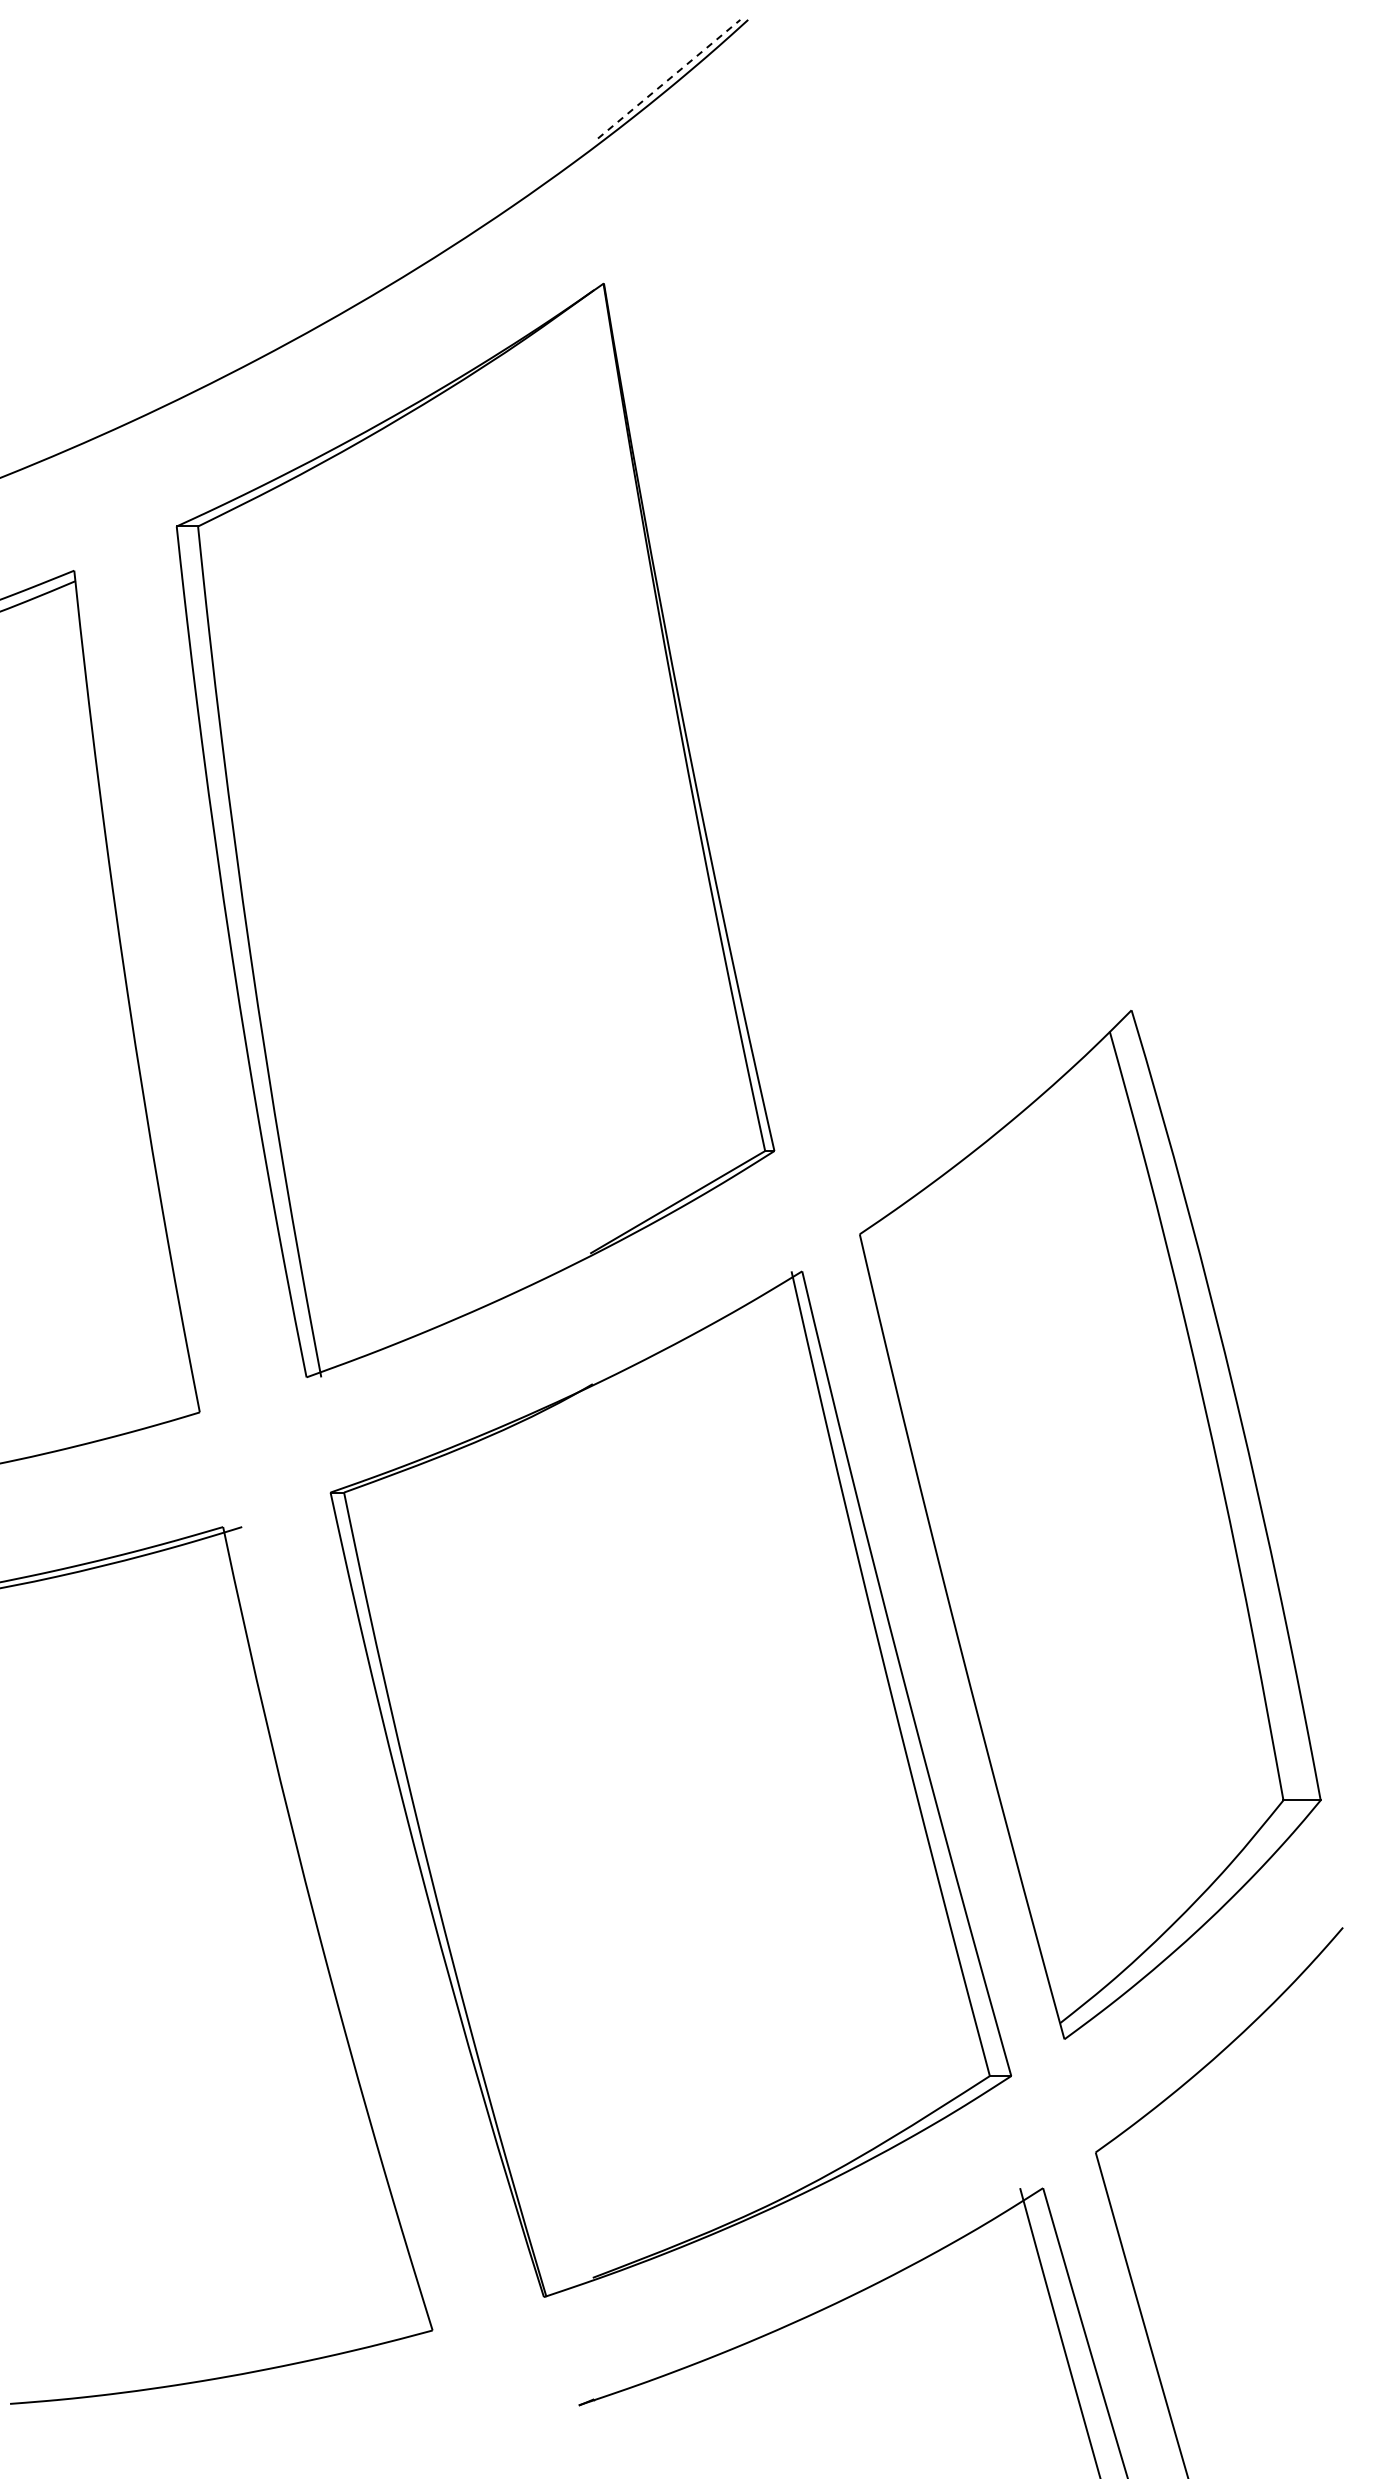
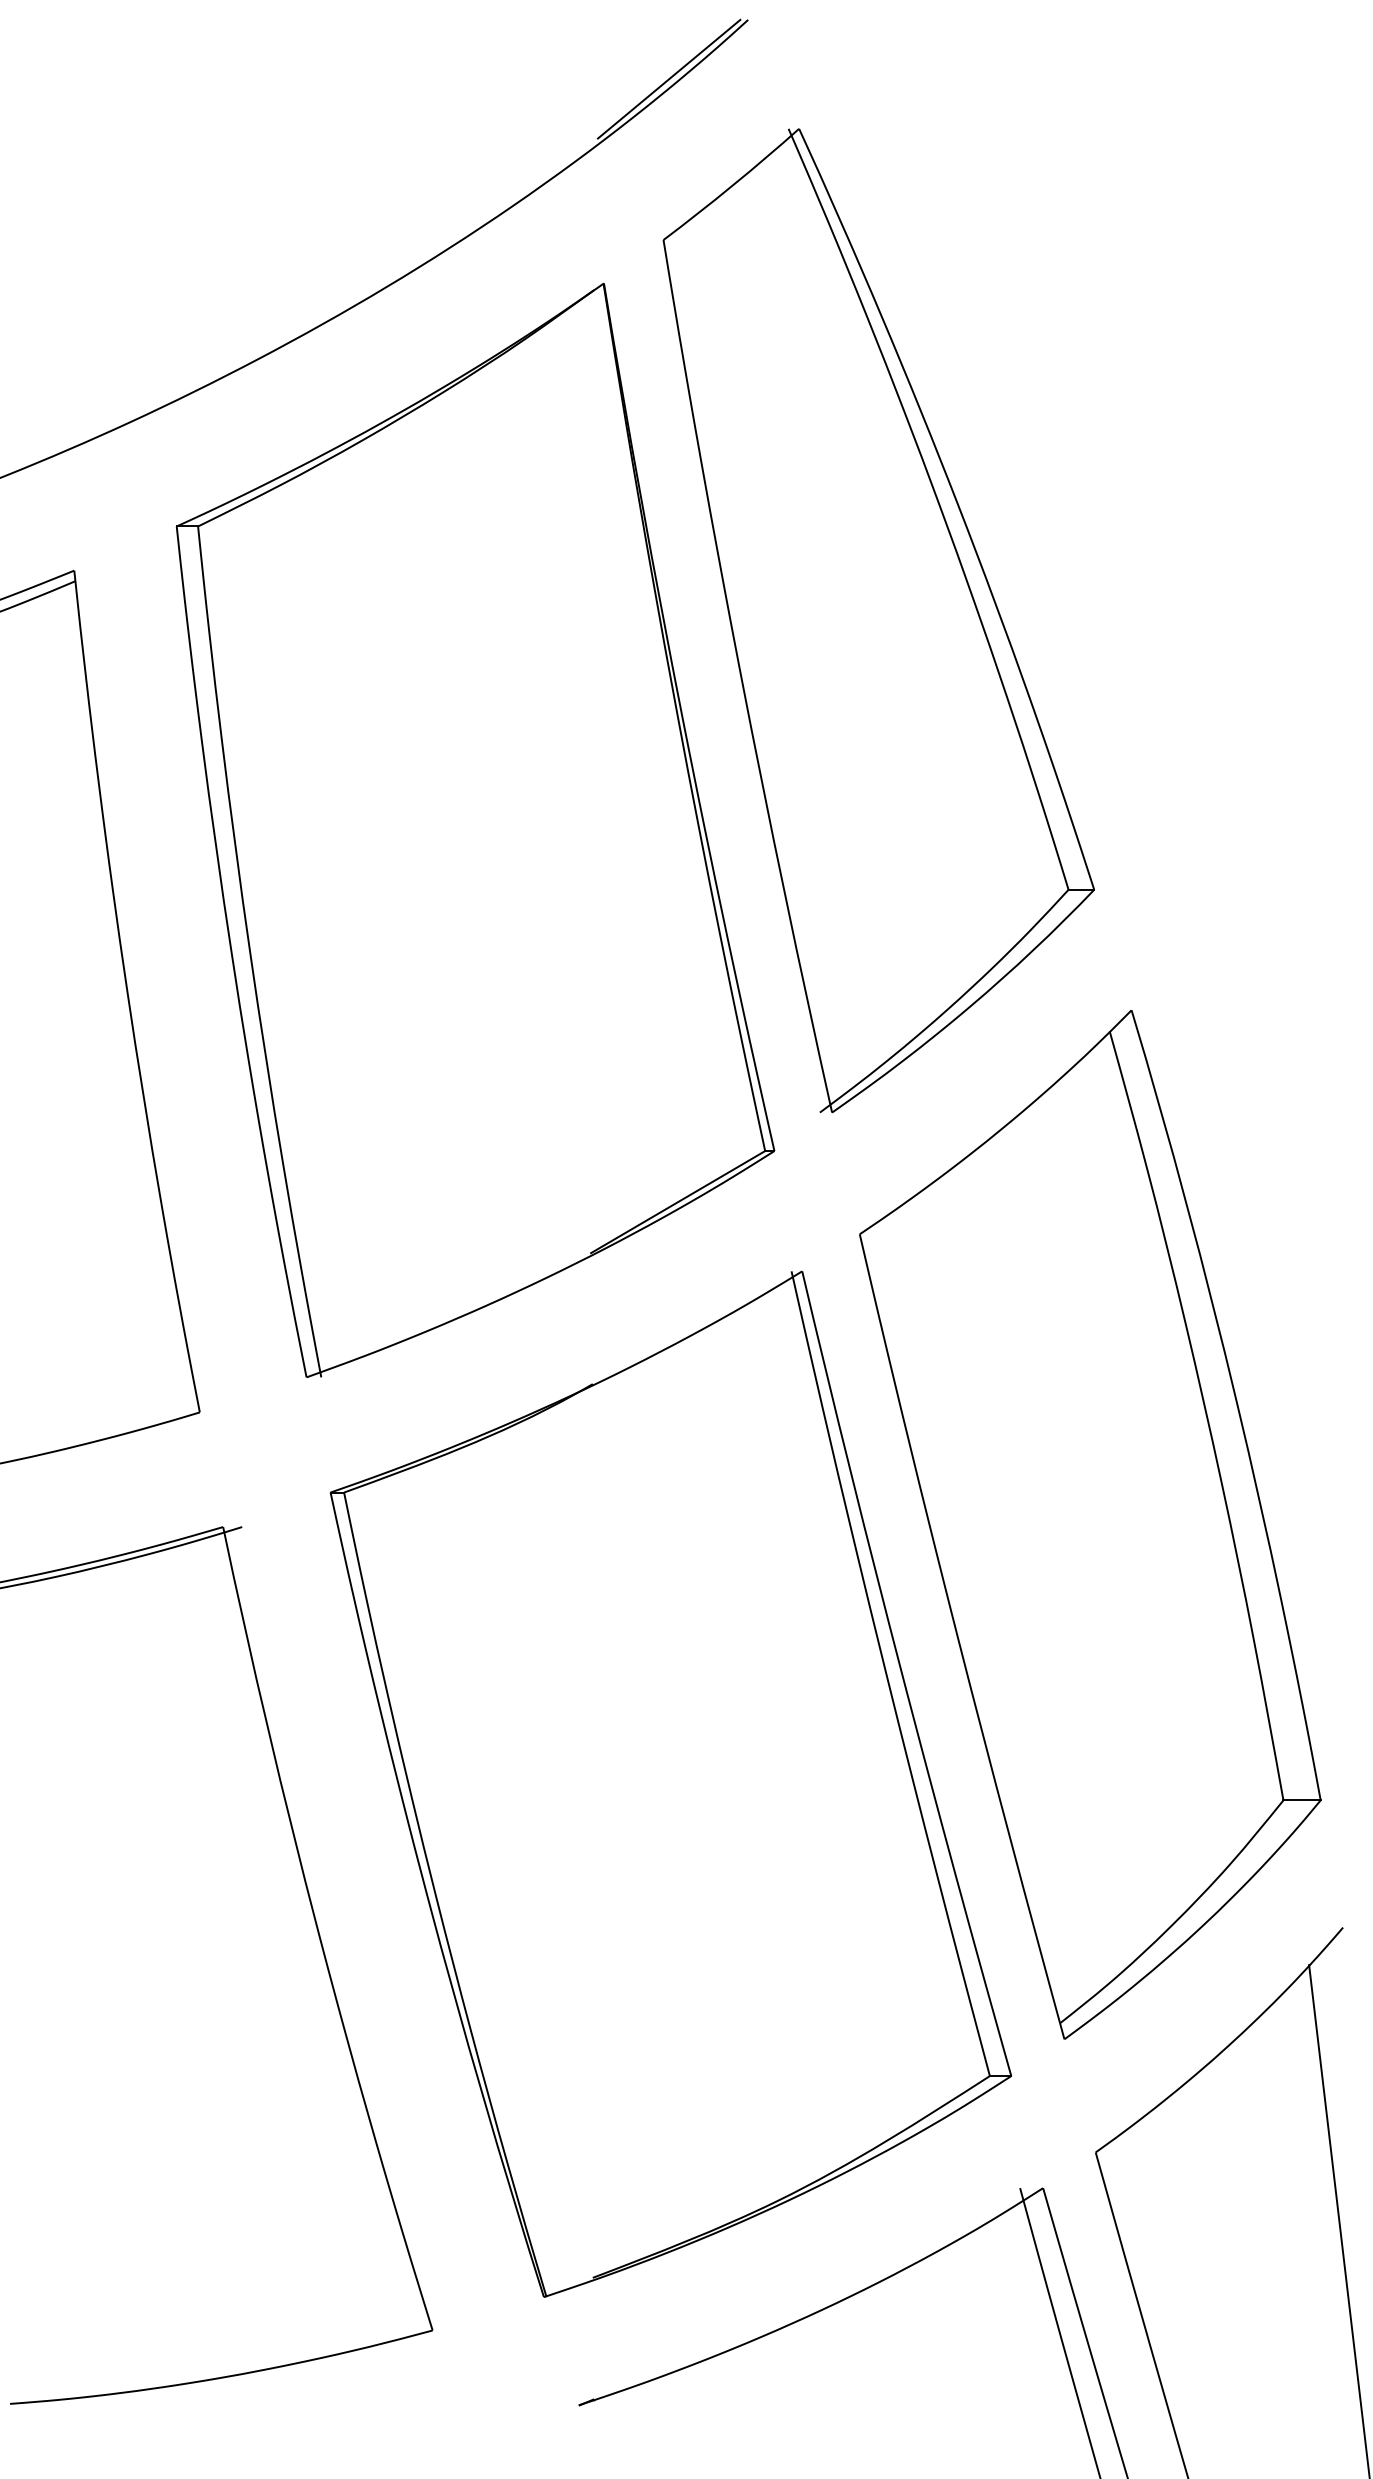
line: dashed -> solid (669, 79)
part: none -> present (878, 620)
line: none -> present (1339, 2220)
